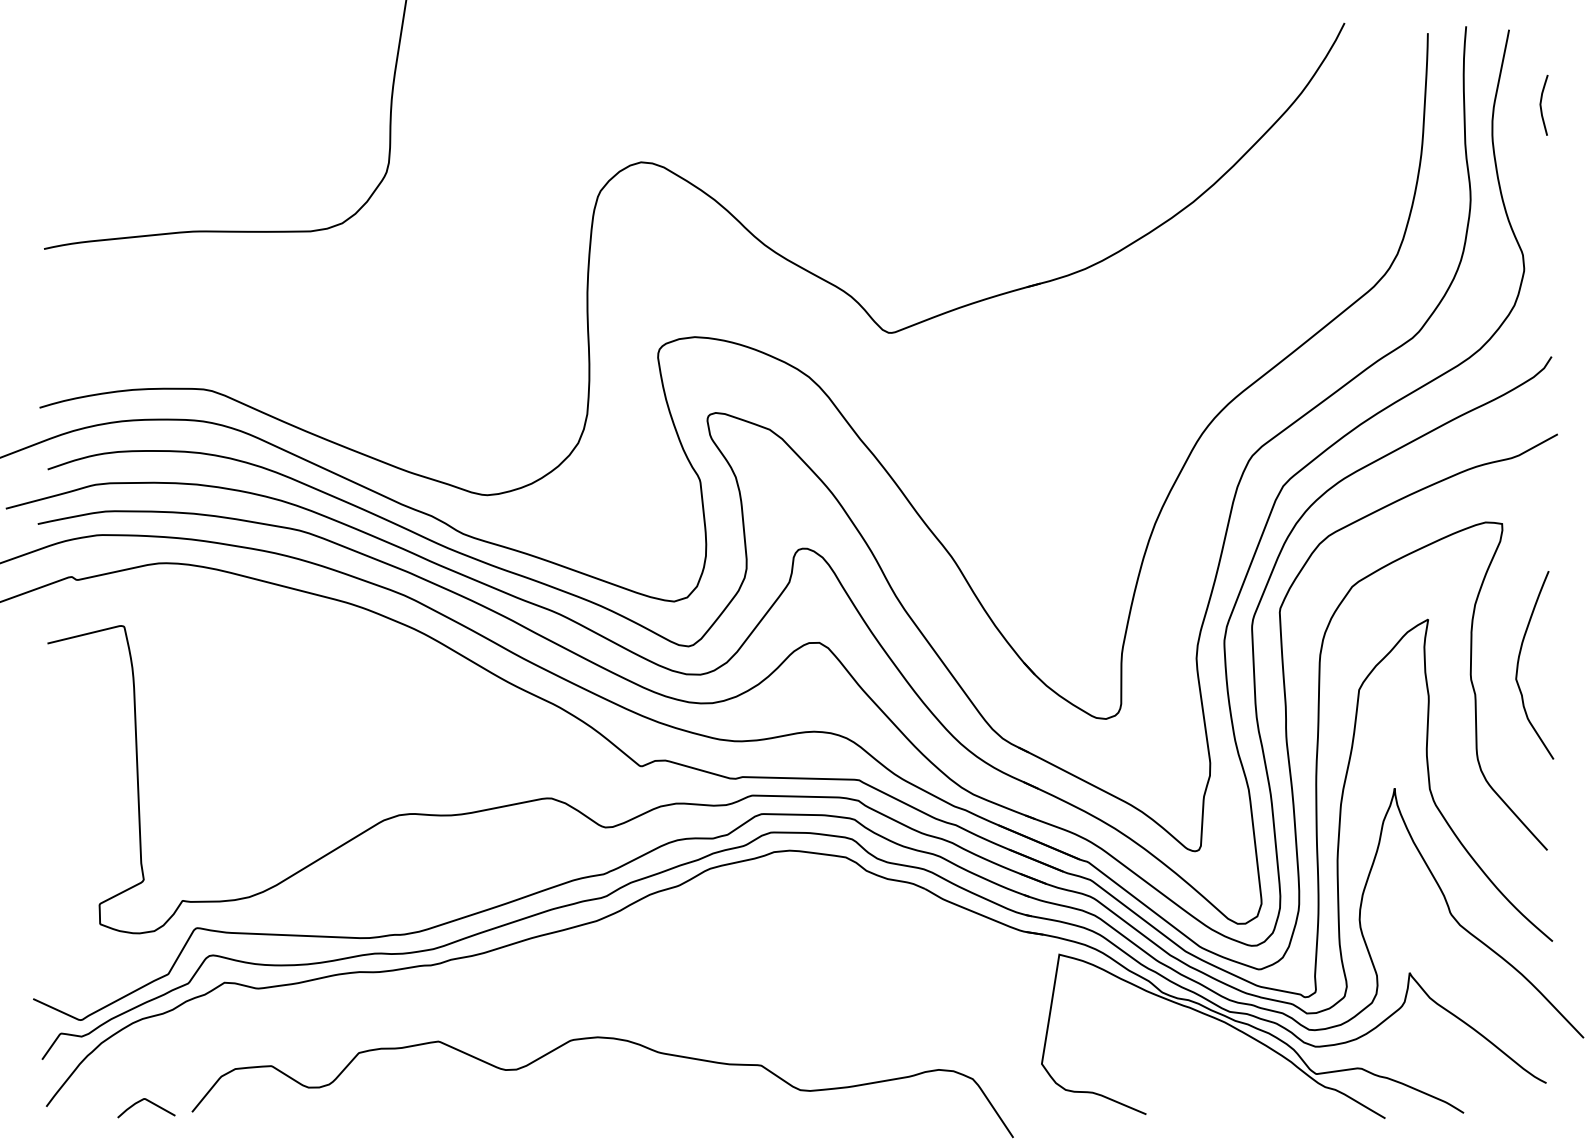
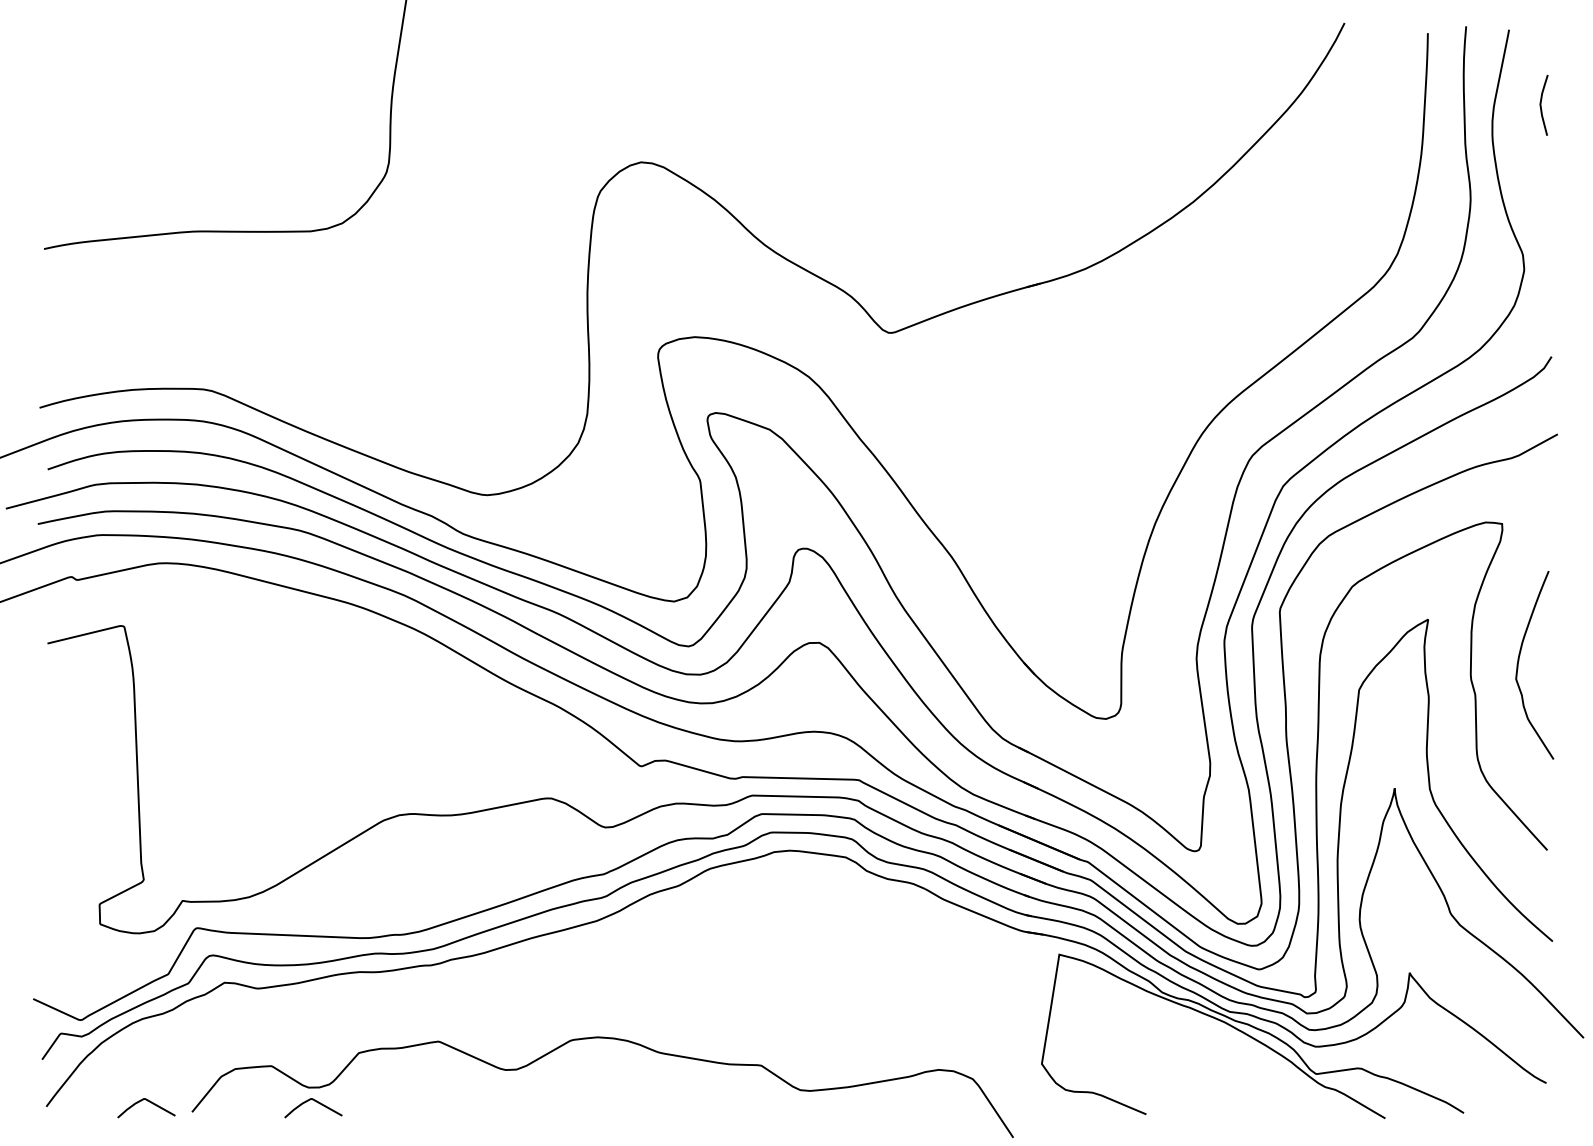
curve: none -> present (316, 1102)
